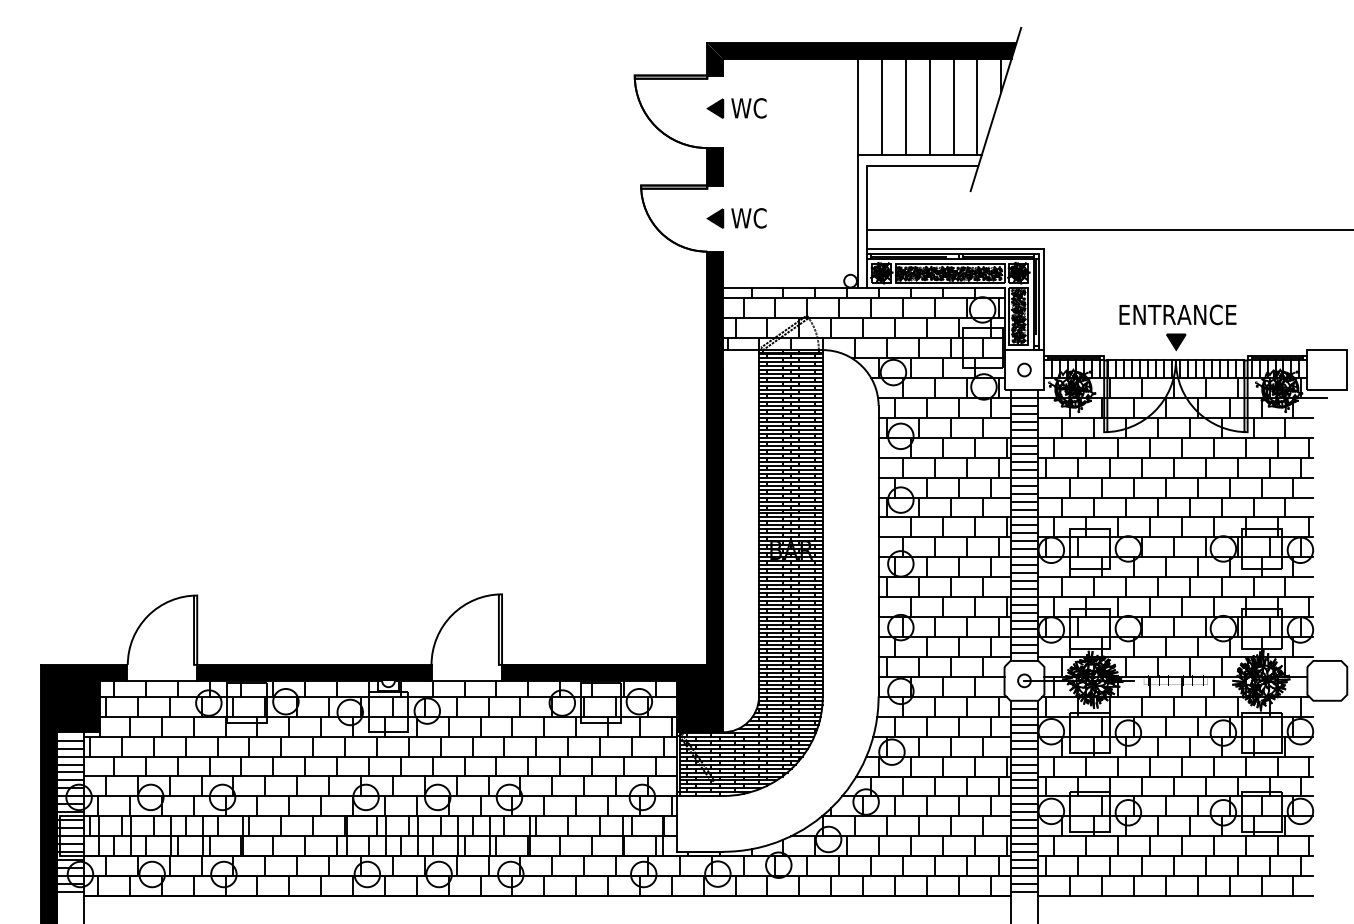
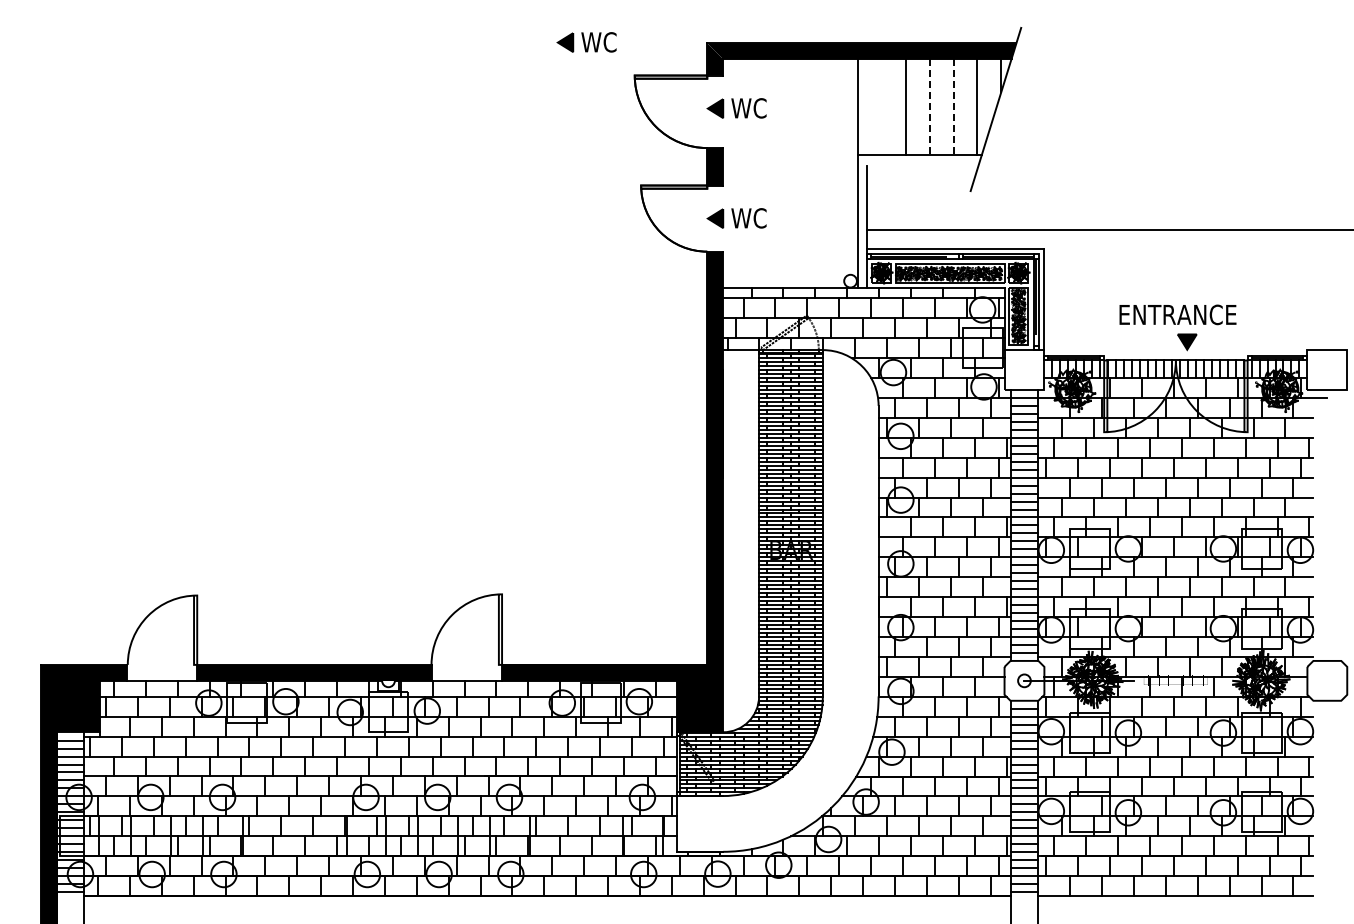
part: none -> present (586, 42)
line: present -> none (881, 106)
line: solid -> dashed (929, 107)
line: solid -> dashed (953, 107)
line: present -> none (923, 166)
part position: (1176, 342) -> (1187, 342) (1187, 342)
circle: present -> none (1024, 369)
